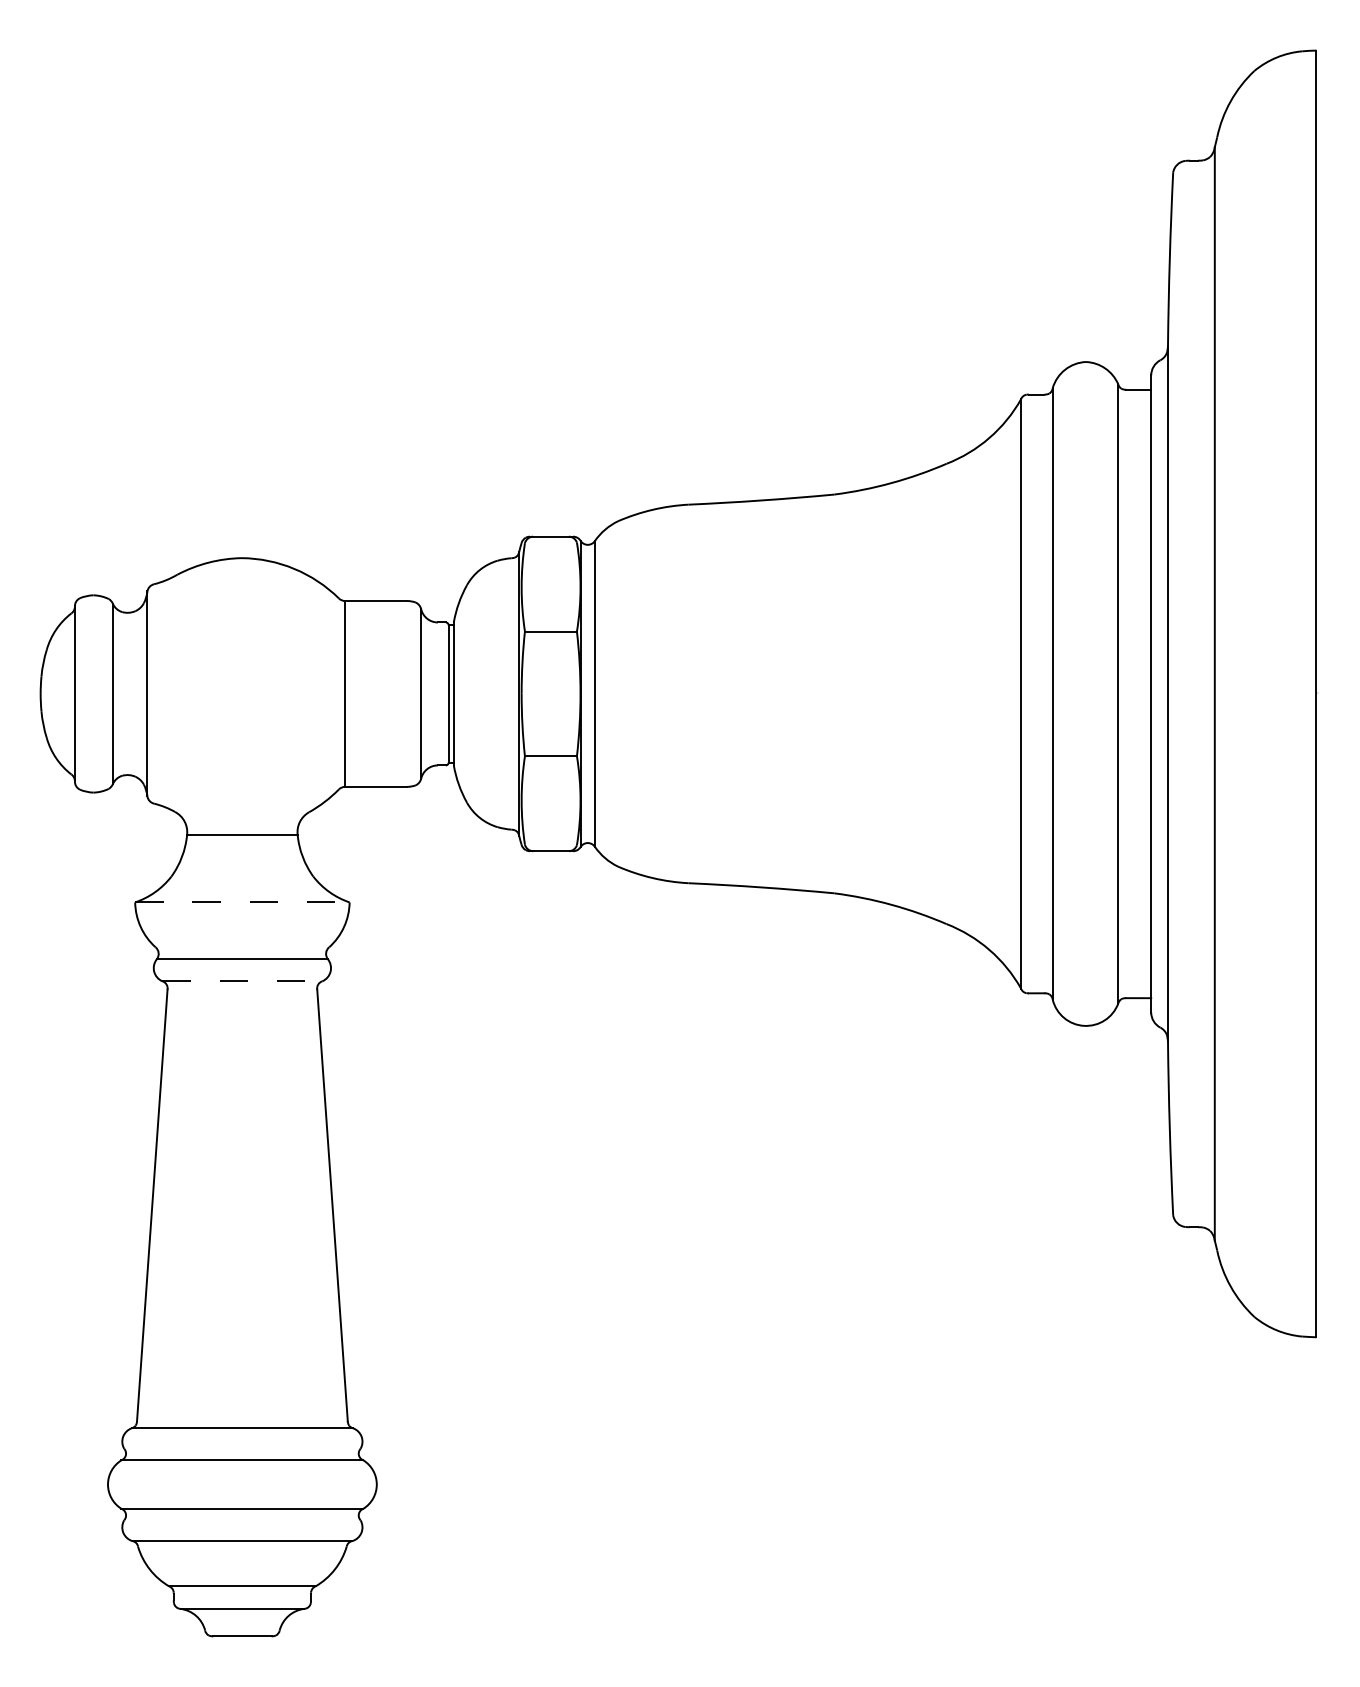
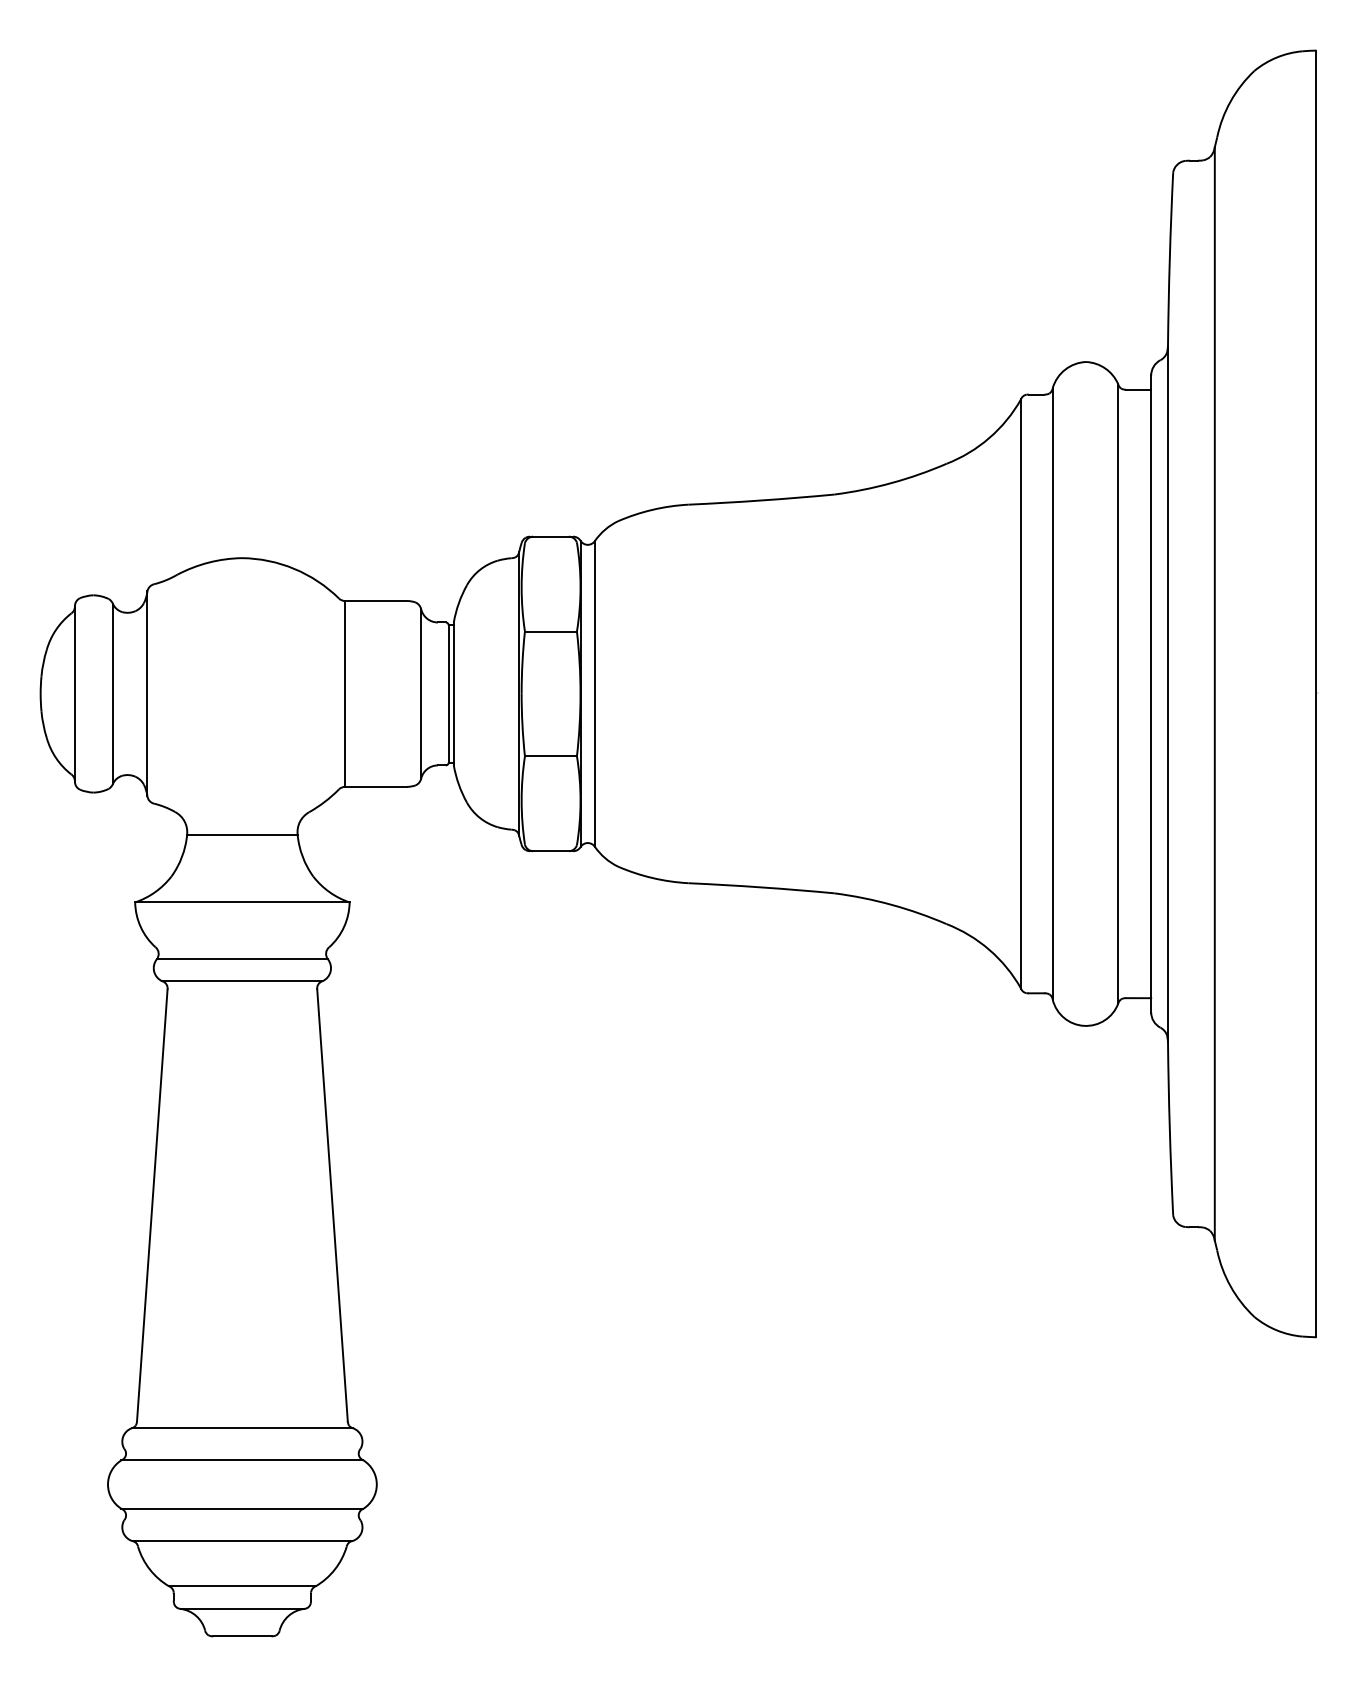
line: dashed -> solid (242, 902)
line: dashed -> solid (242, 981)
